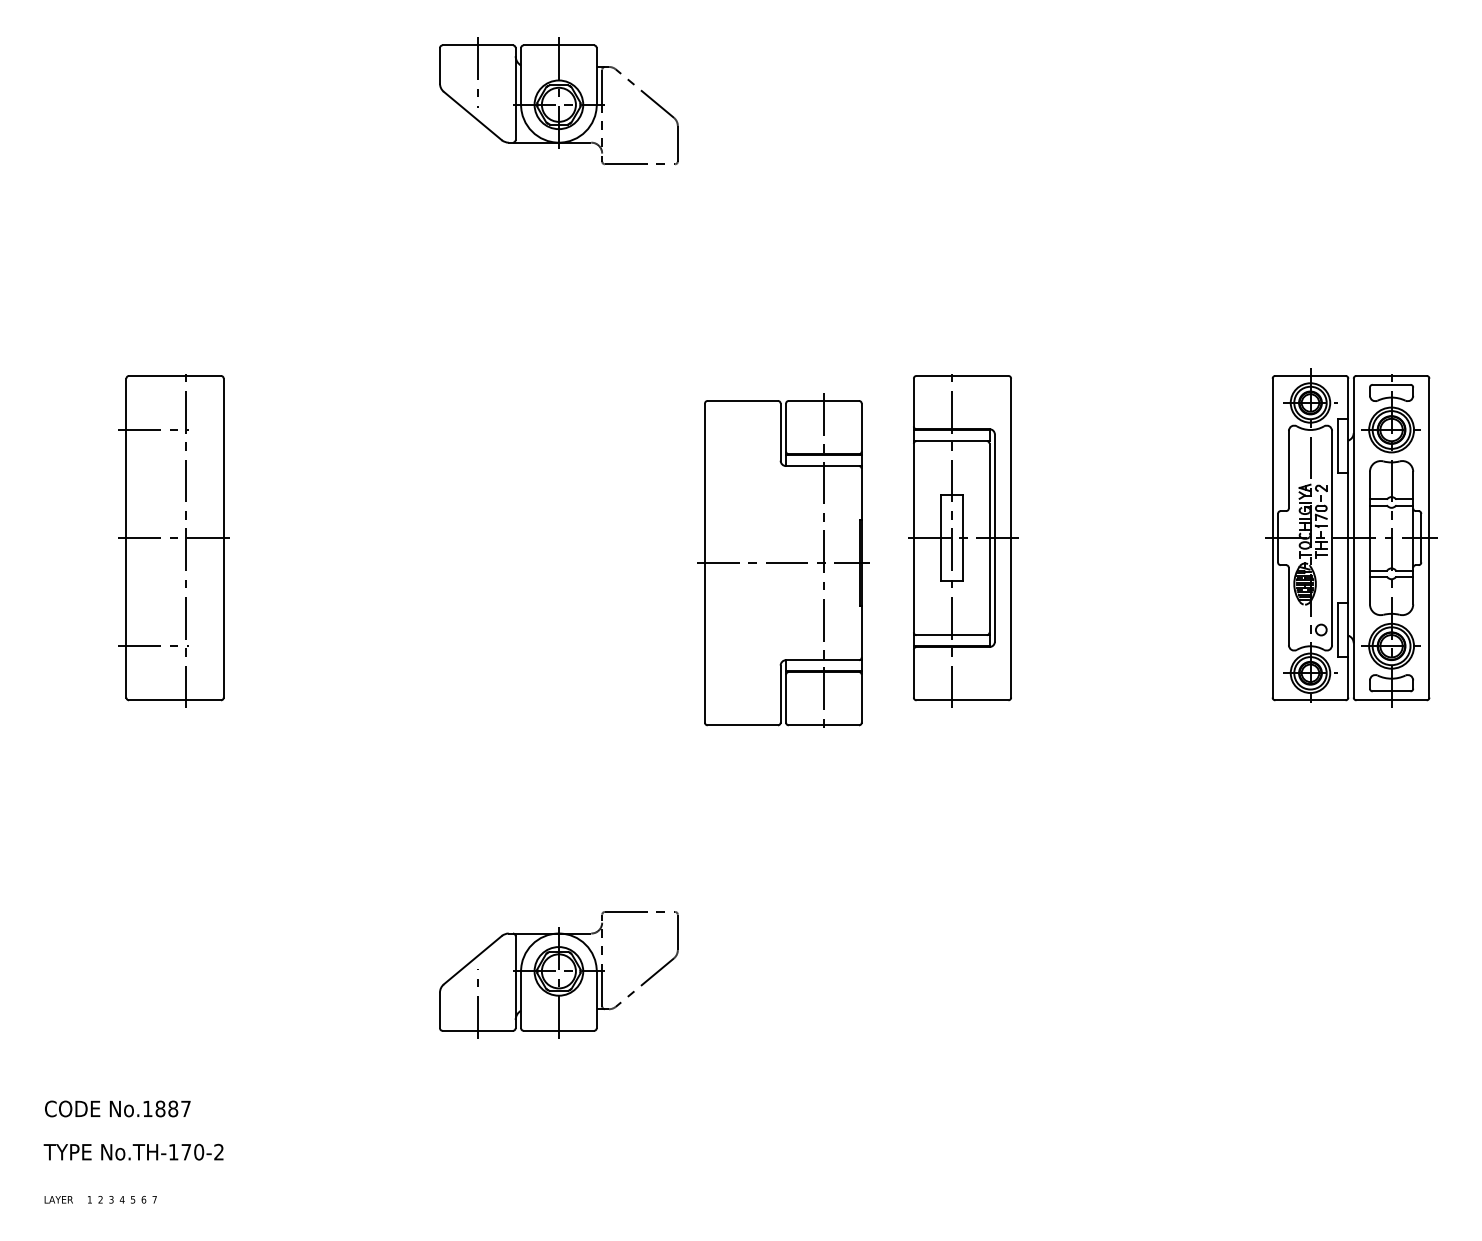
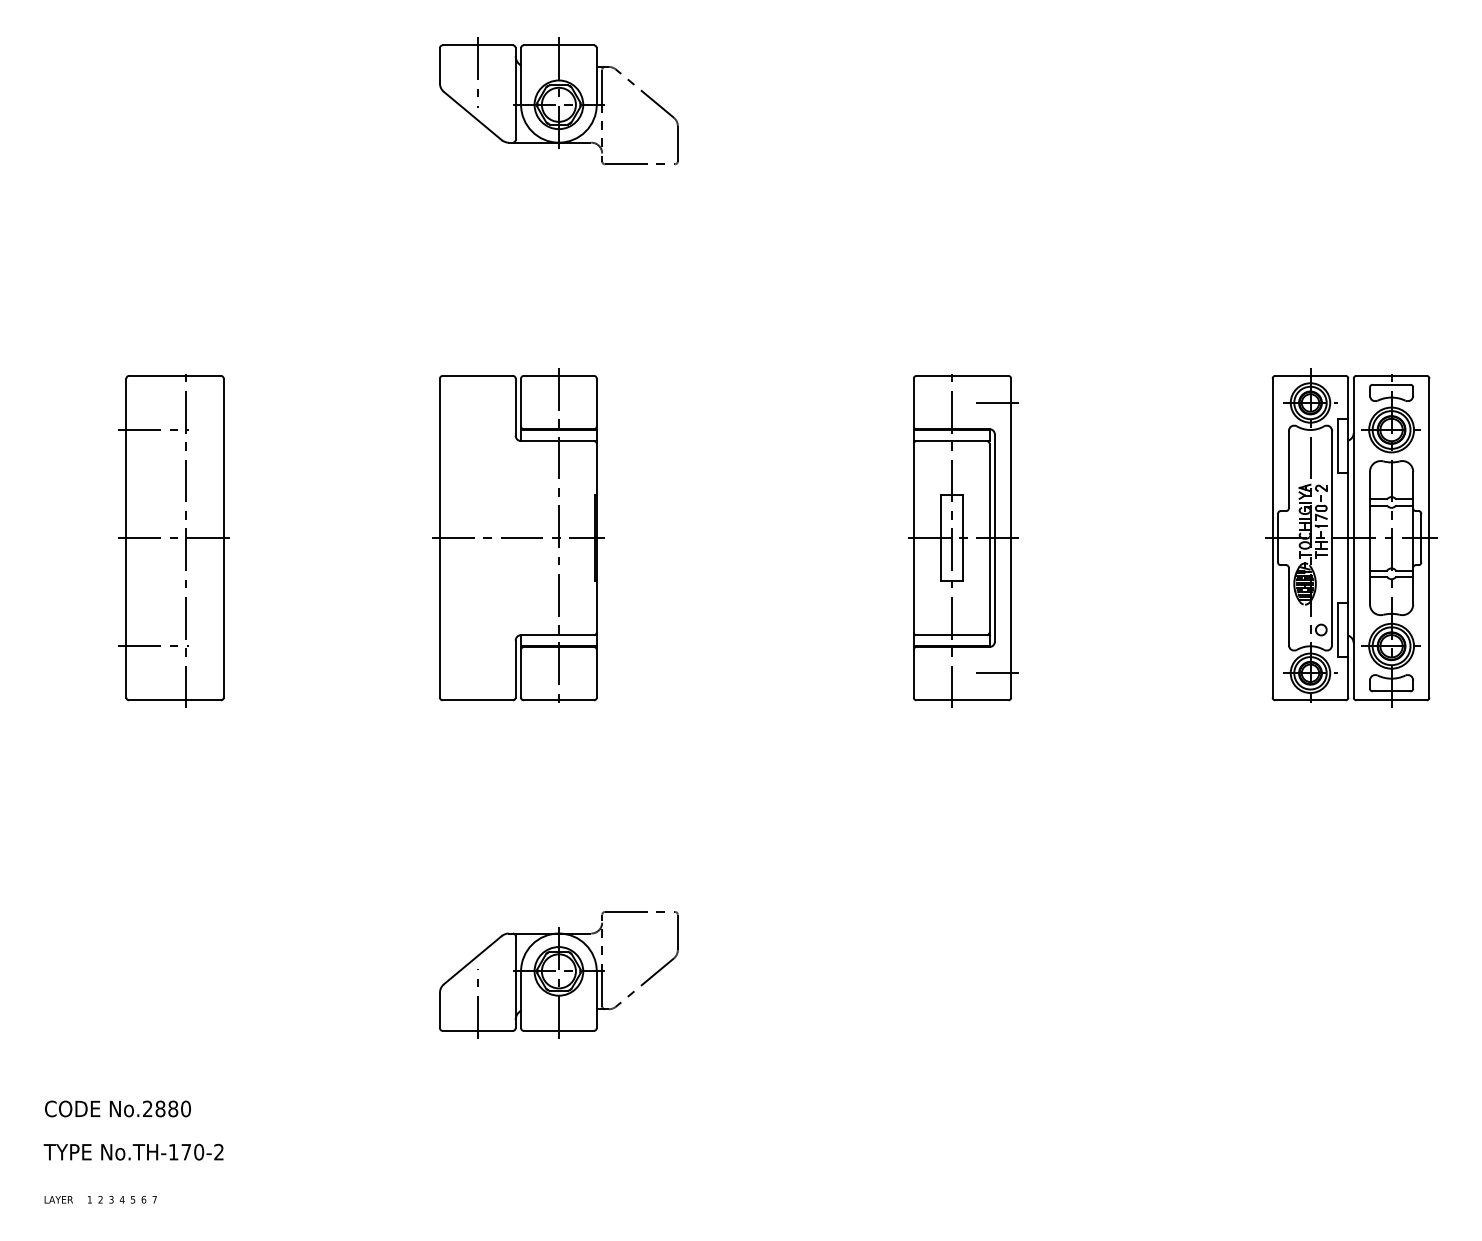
line: none -> present (994, 402)
part position: (783, 560) -> (518, 535) (518, 535)
line: none -> present (994, 673)
text: No.1887 -> No.2880 (166, 1108)
